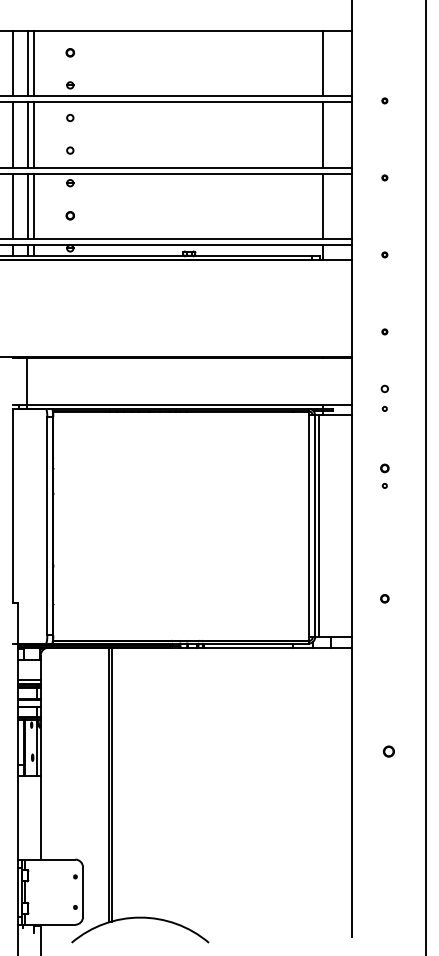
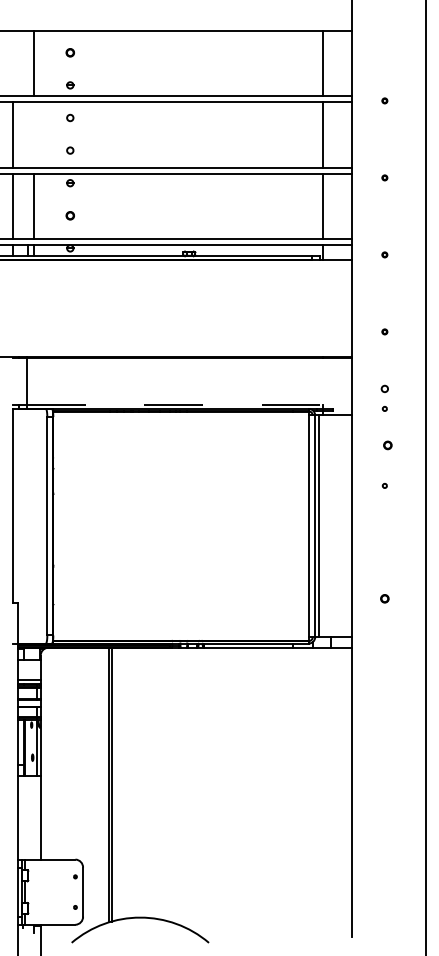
line: present -> none (13, 63)
line: present -> none (27, 63)
line: present -> none (27, 134)
line: present -> none (33, 134)
line: present -> none (27, 206)
line: solid -> dashed (189, 404)
part position: (384, 468) -> (387, 445) (387, 445)
circle: present -> none (388, 751)
